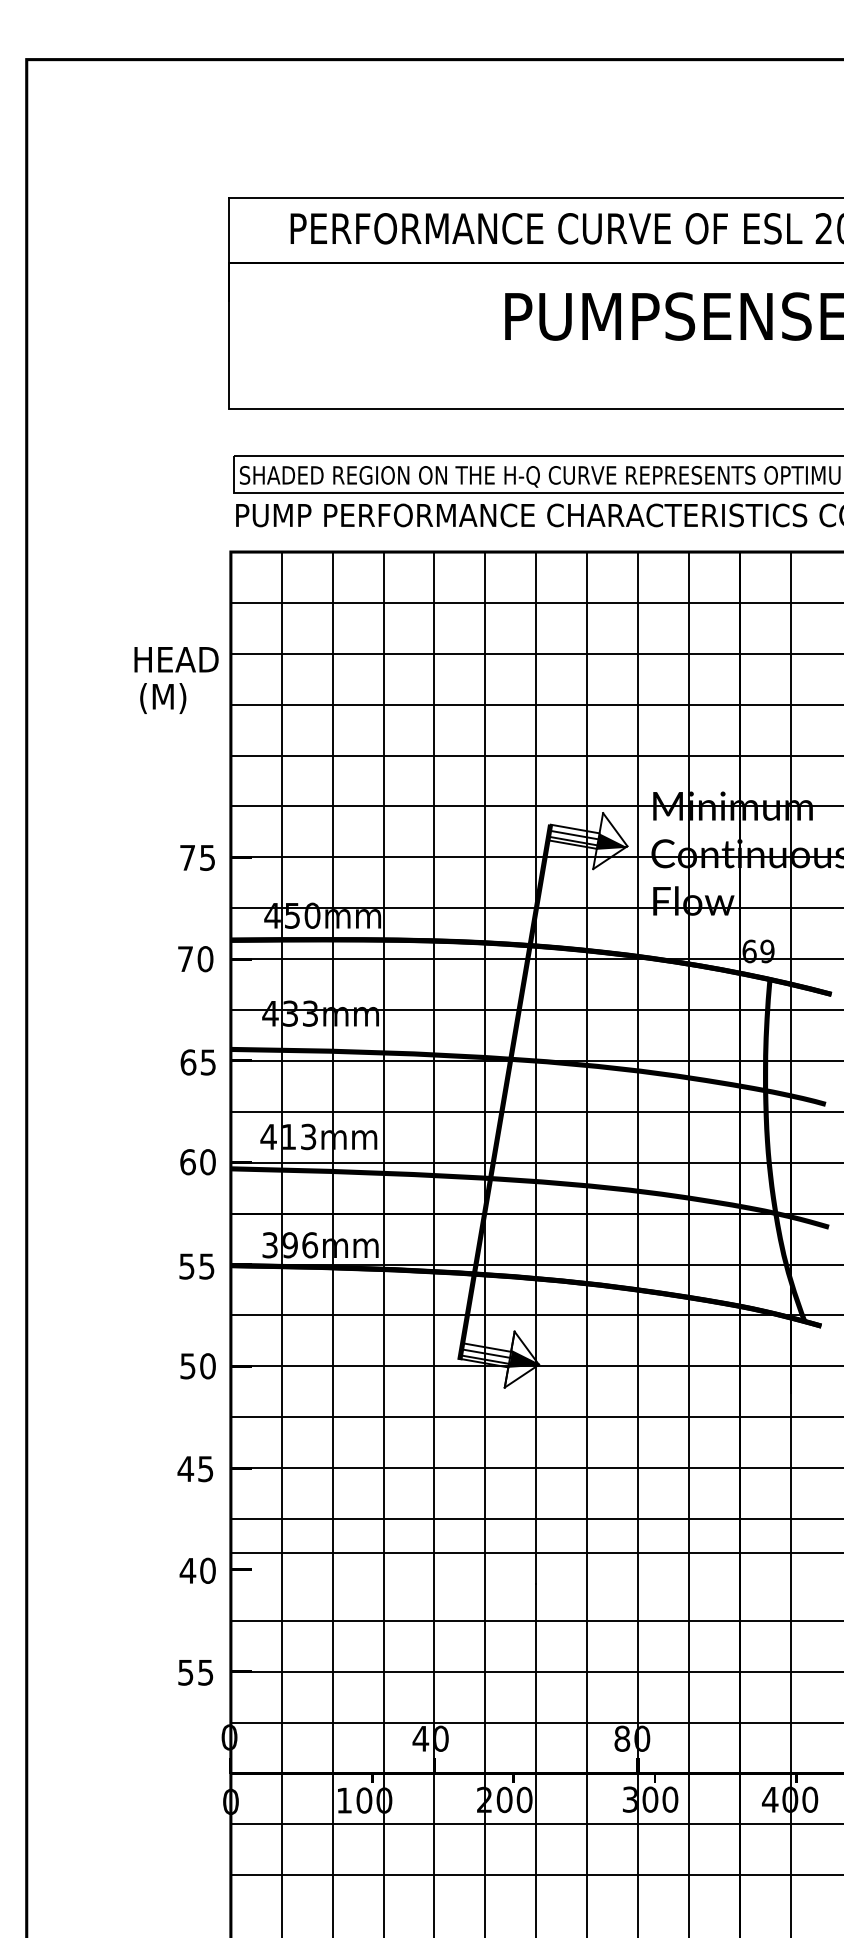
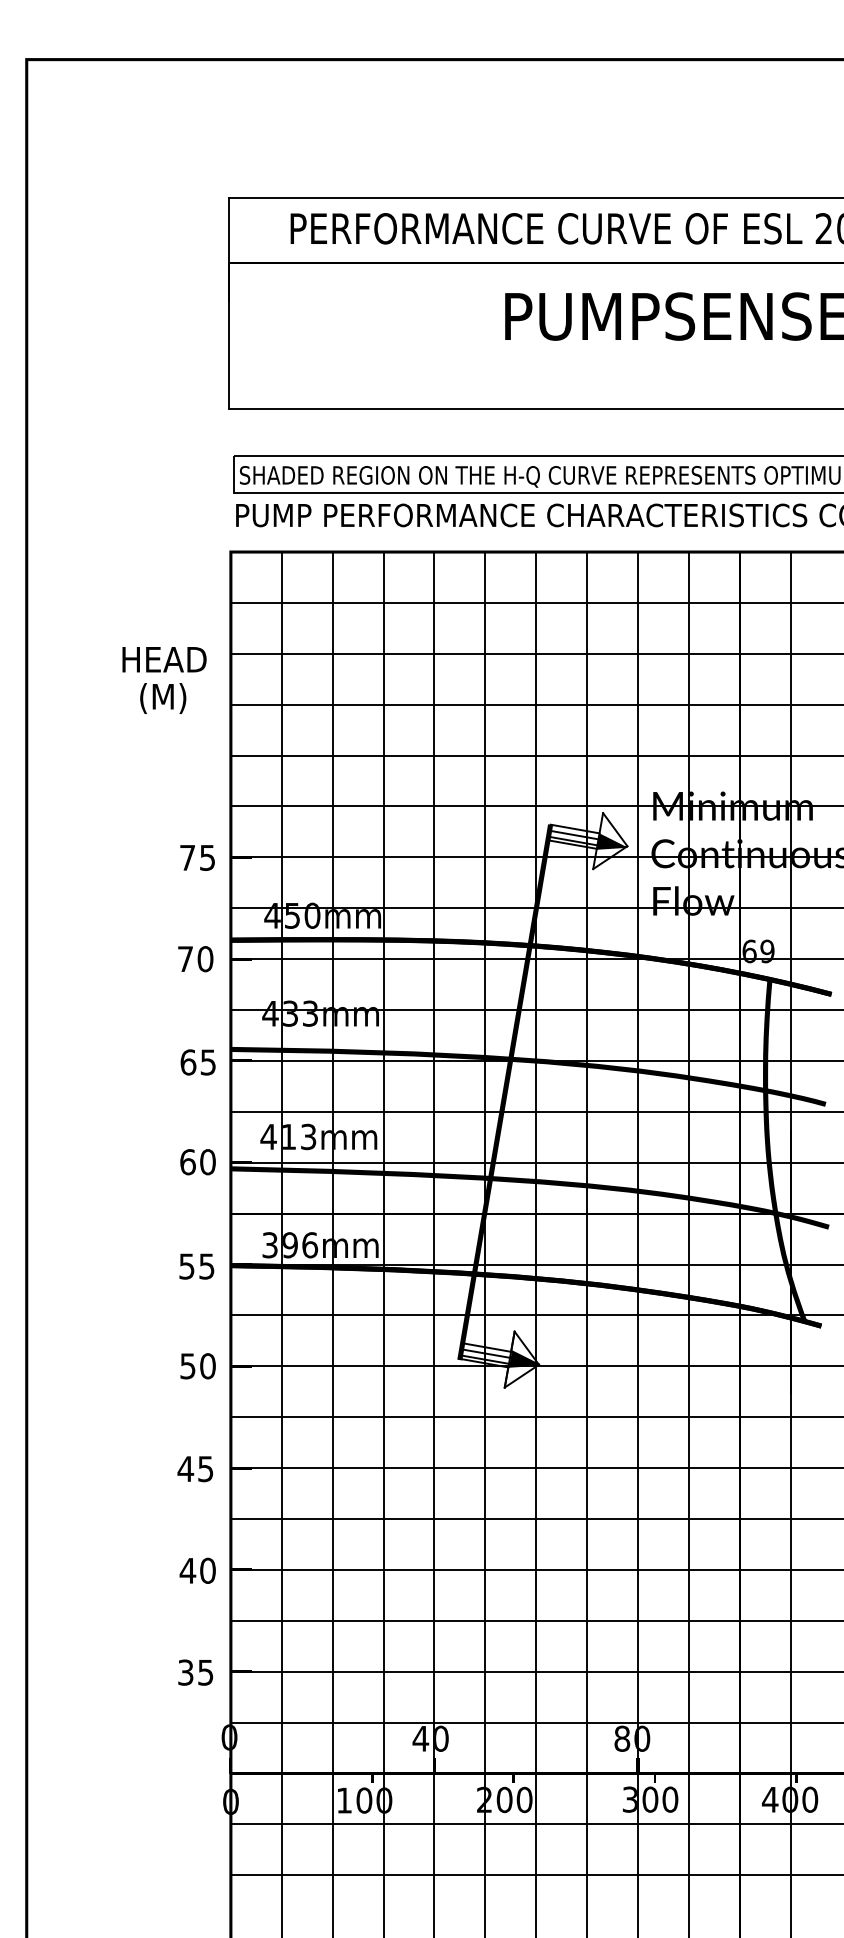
text position: (176, 659) -> (164, 659) (164, 659)
line position: (535, 1552) -> (535, 1569) (535, 1569)
text: 55 -> 35 (186, 1671)
